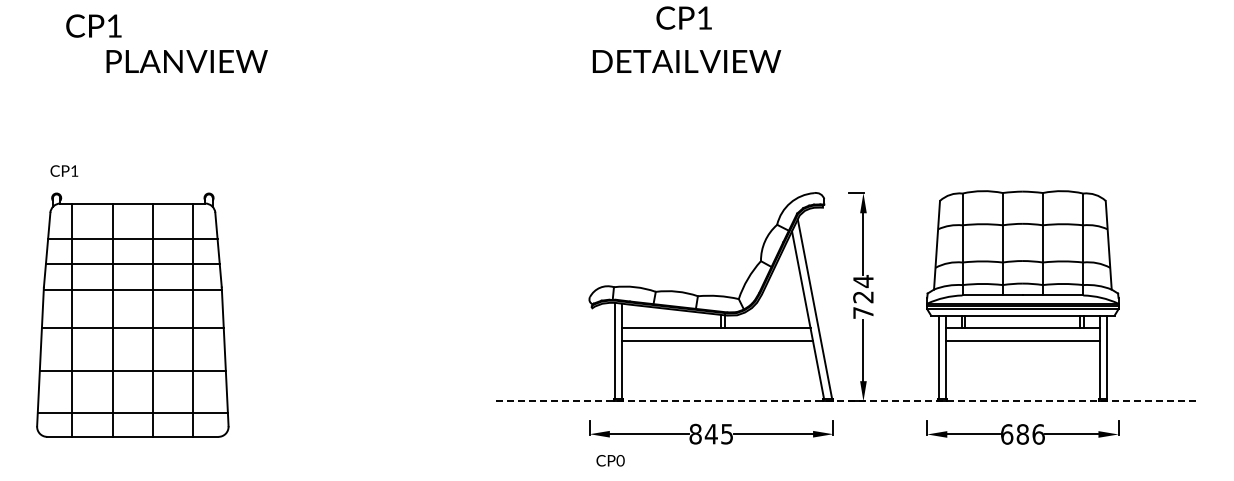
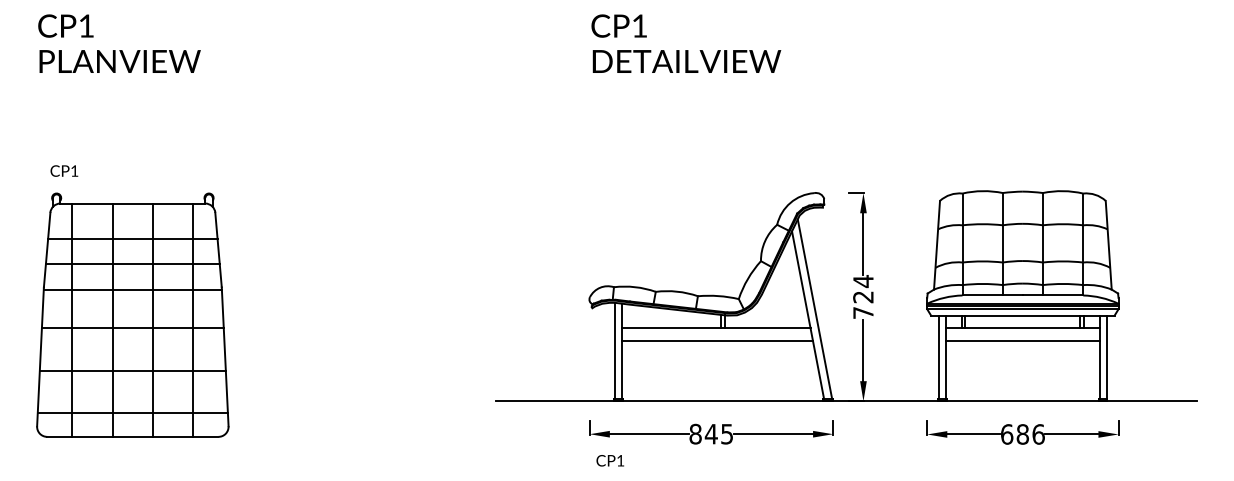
text position: (683, 17) -> (618, 25) (618, 25)
text position: (93, 25) -> (65, 25) (65, 25)
text position: (186, 61) -> (119, 61) (119, 61)
line: dashed -> solid (846, 401)
text: CP0 -> CP1 (620, 460)
